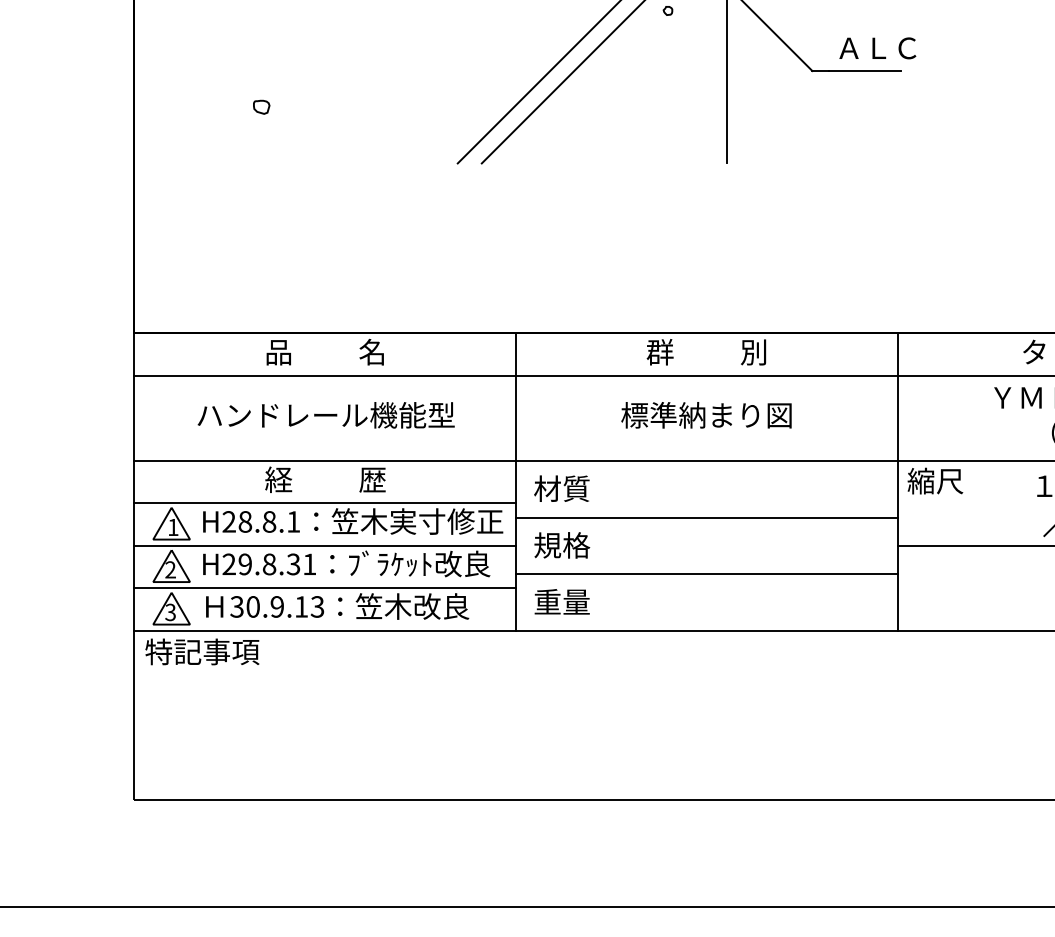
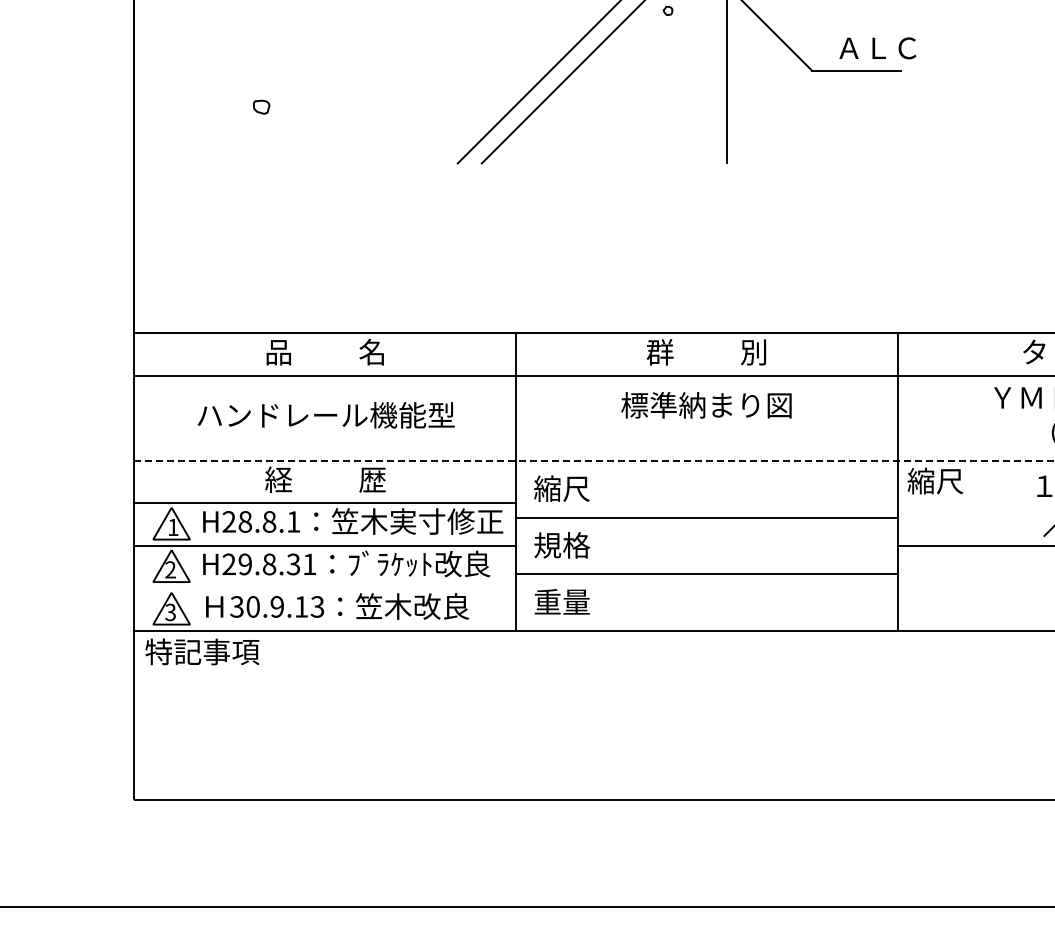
text position: (706, 415) -> (706, 405) (706, 405)
line: solid -> dashed (594, 460)
text: 材質 -> 縮尺 (561, 488)
line: present -> none (324, 588)
